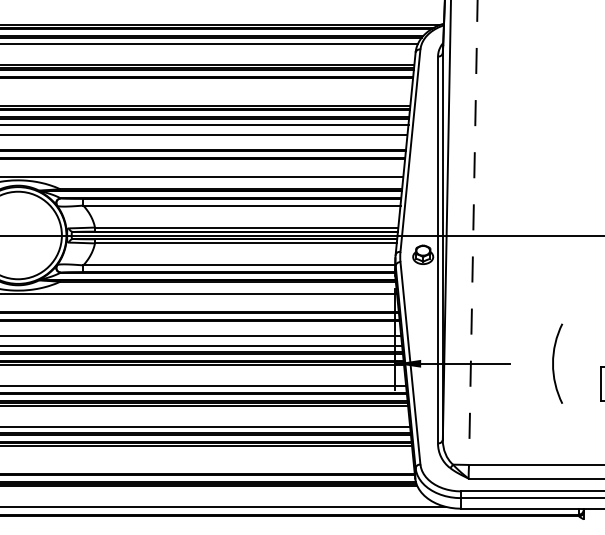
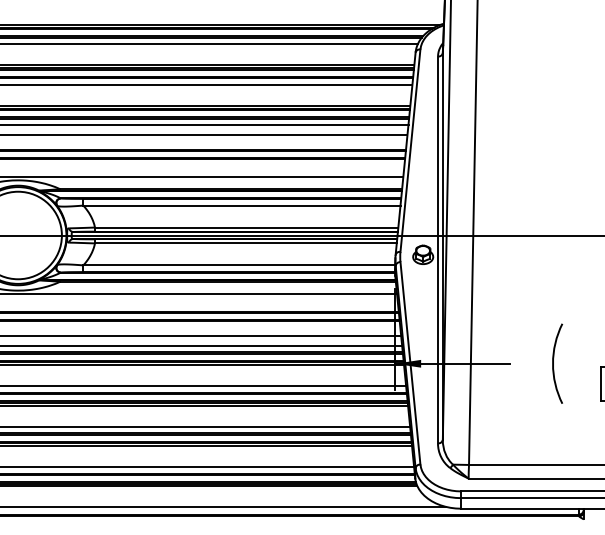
line: none -> present (207, 84)
line: dashed -> solid (473, 233)
line: none -> present (208, 466)
